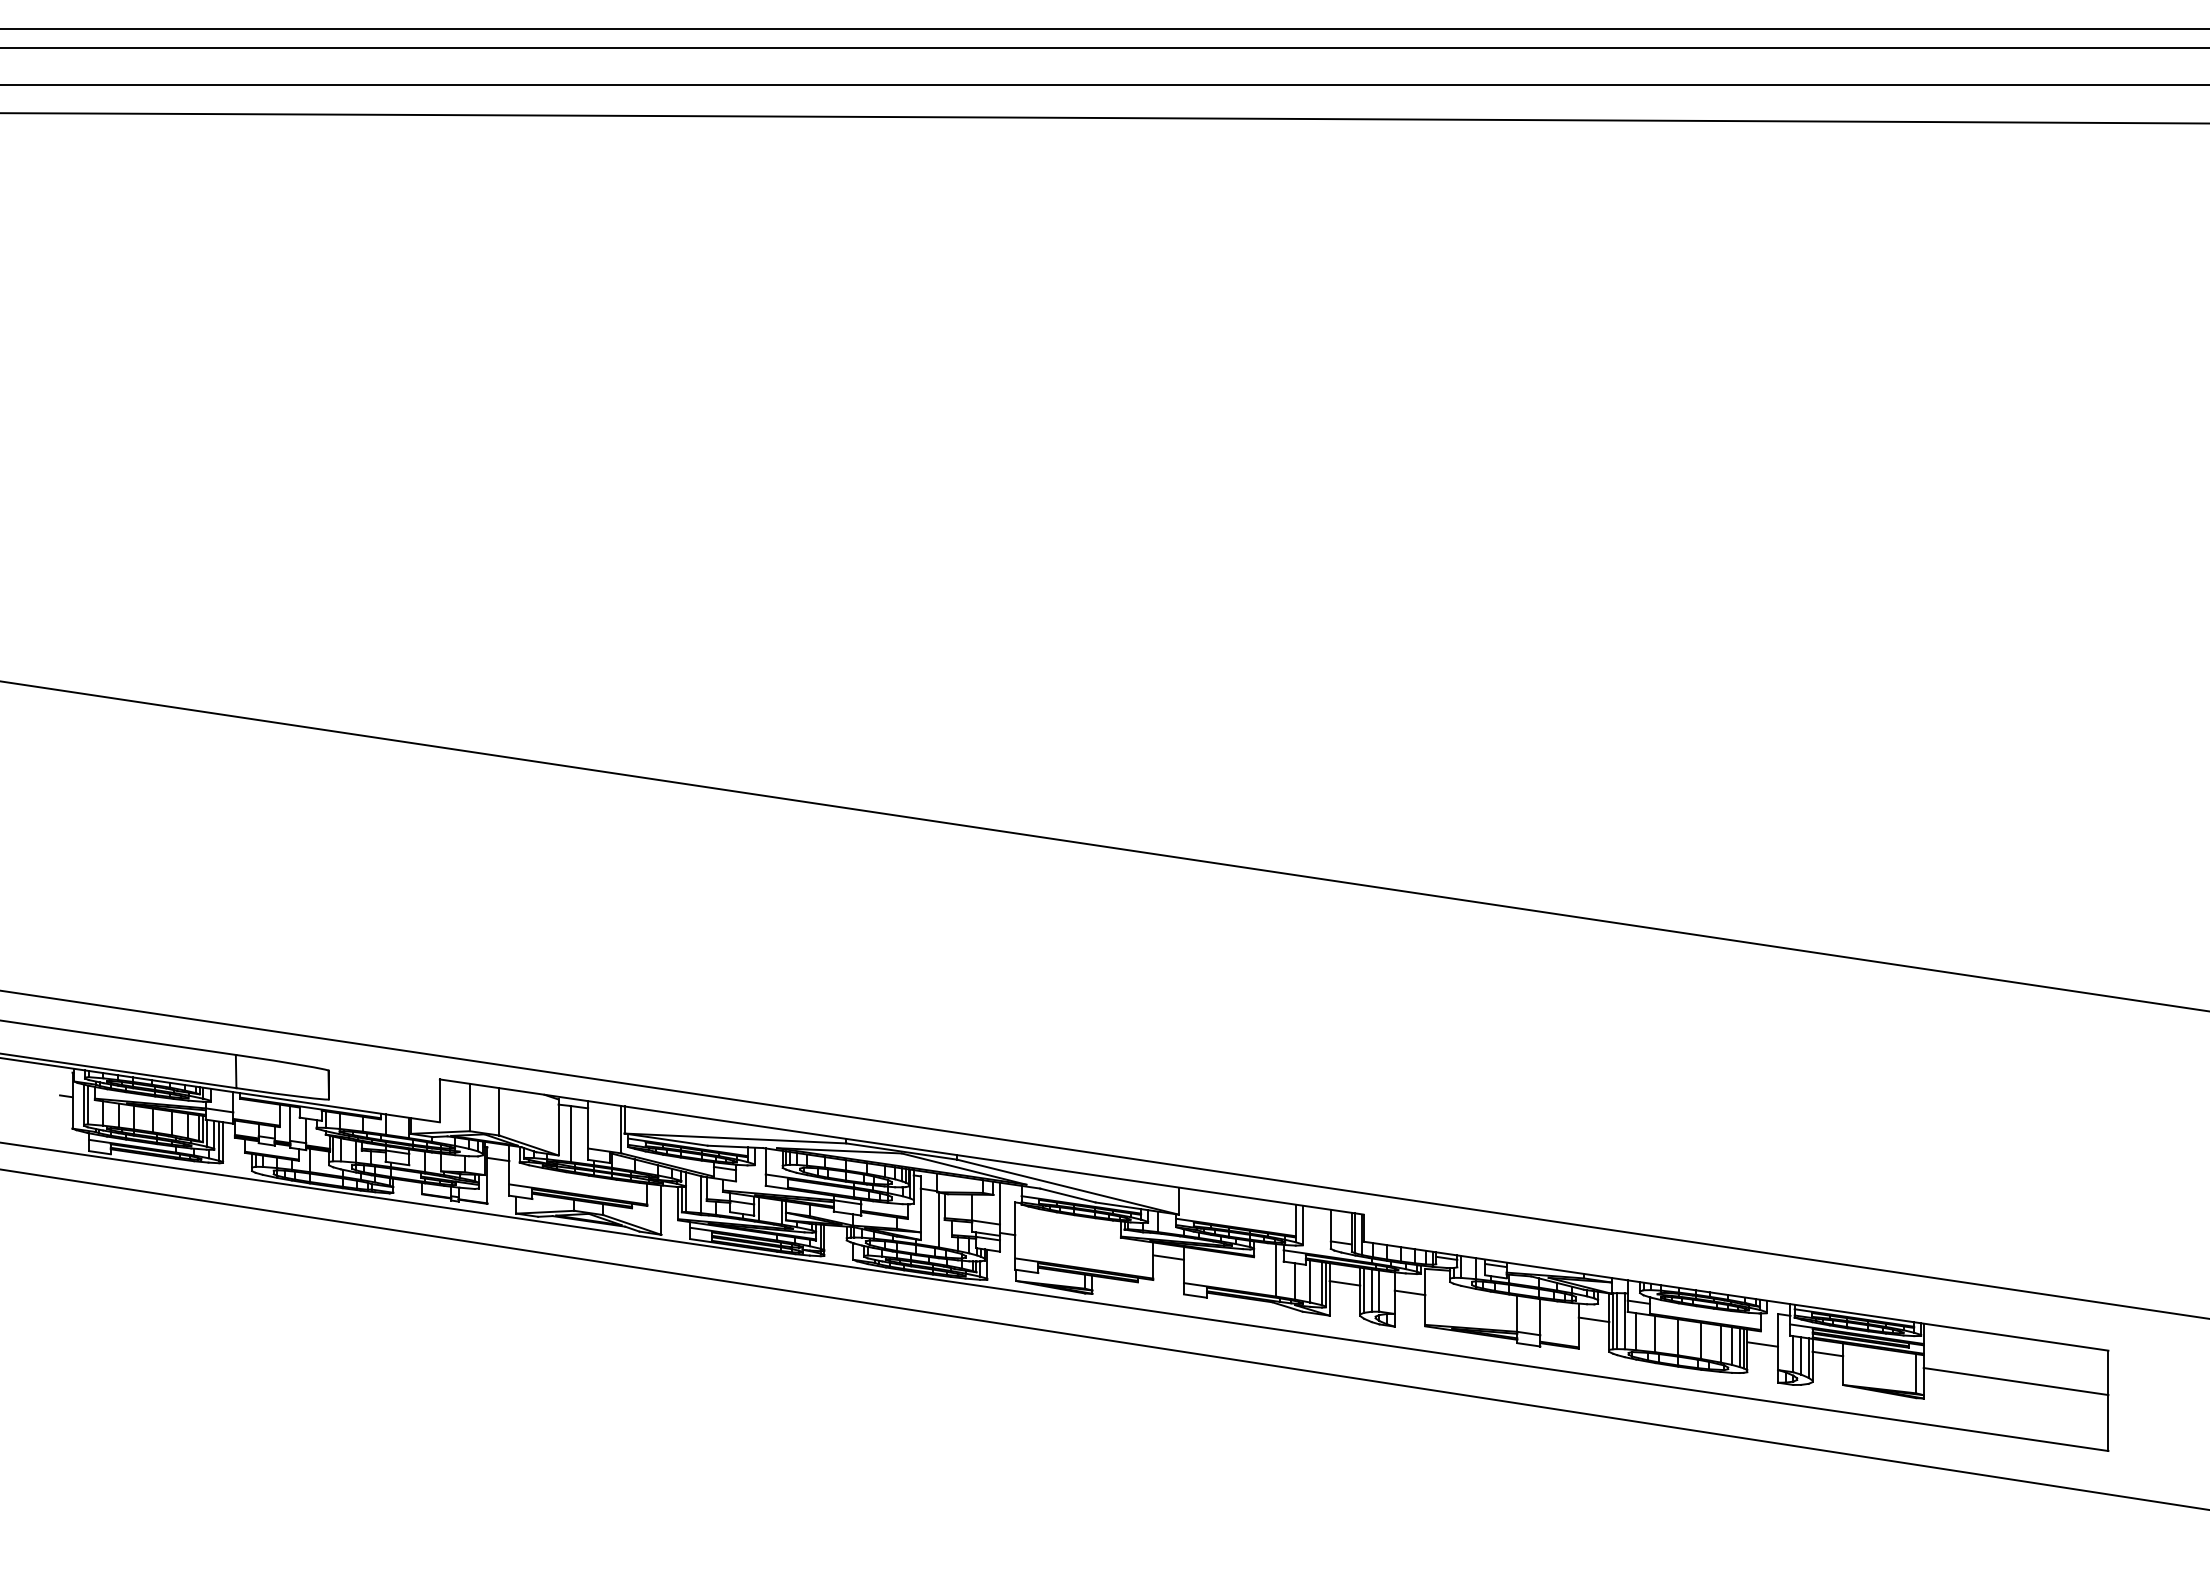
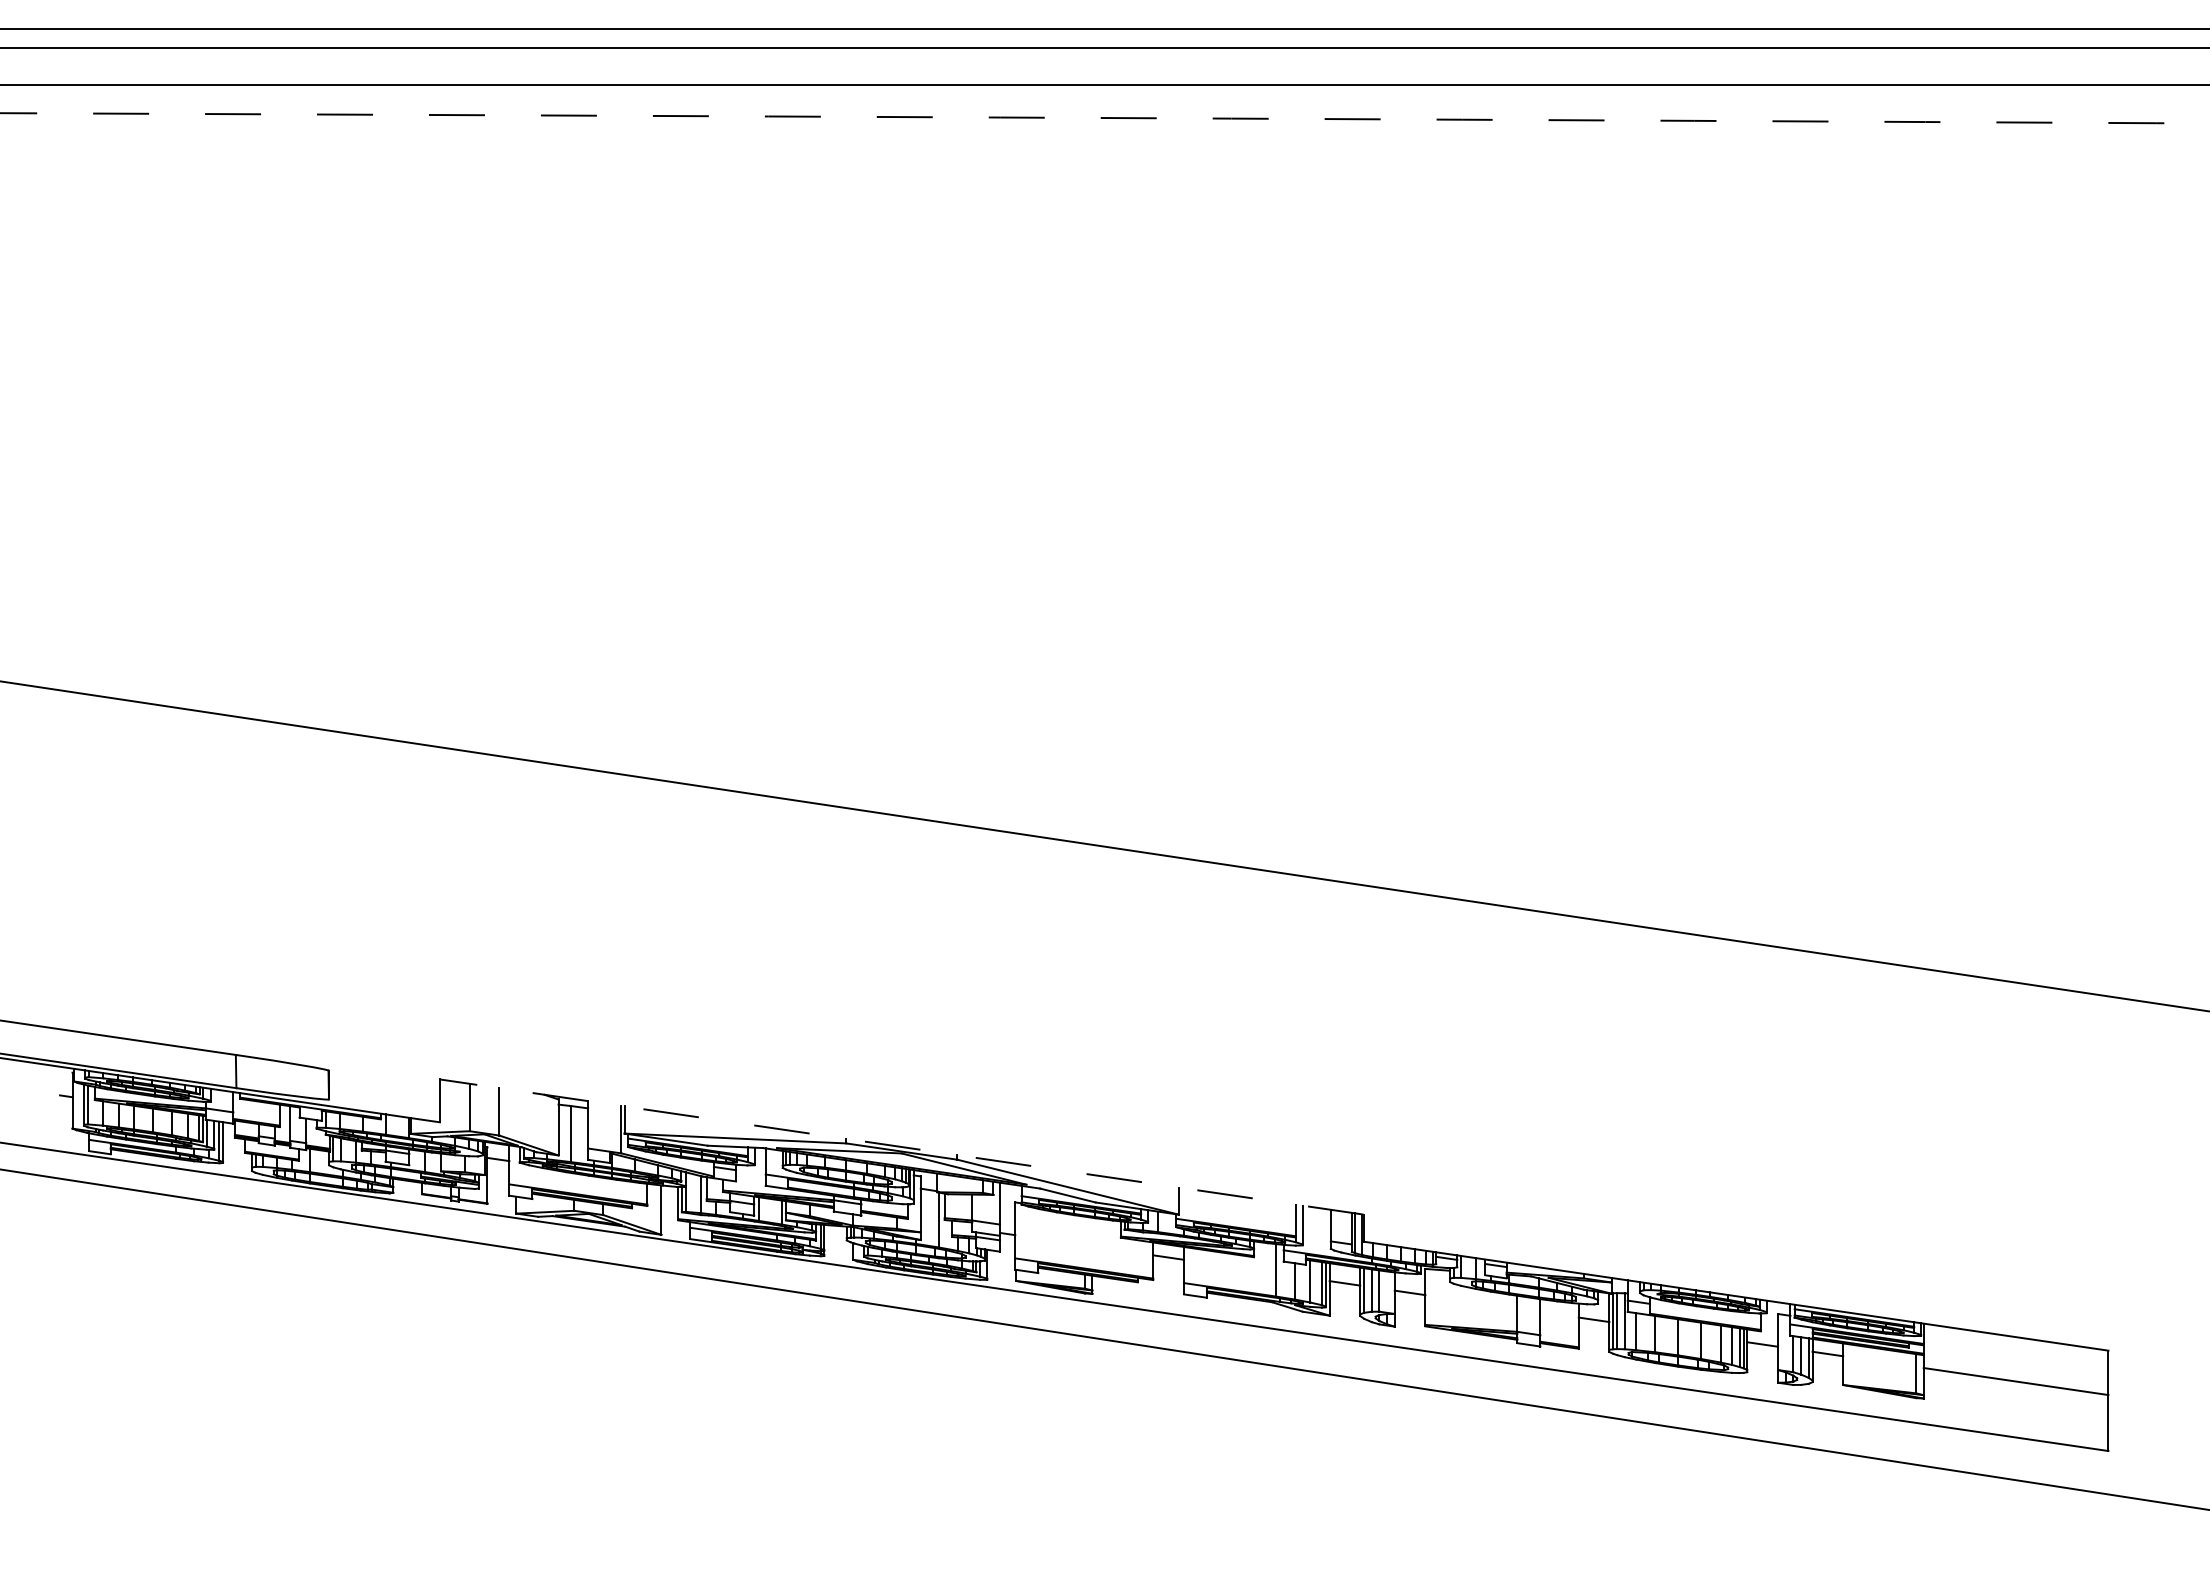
arc: solid -> dashed (1105, 118)
line: solid -> dashed (901, 1147)
line: present -> none (1104, 1154)
